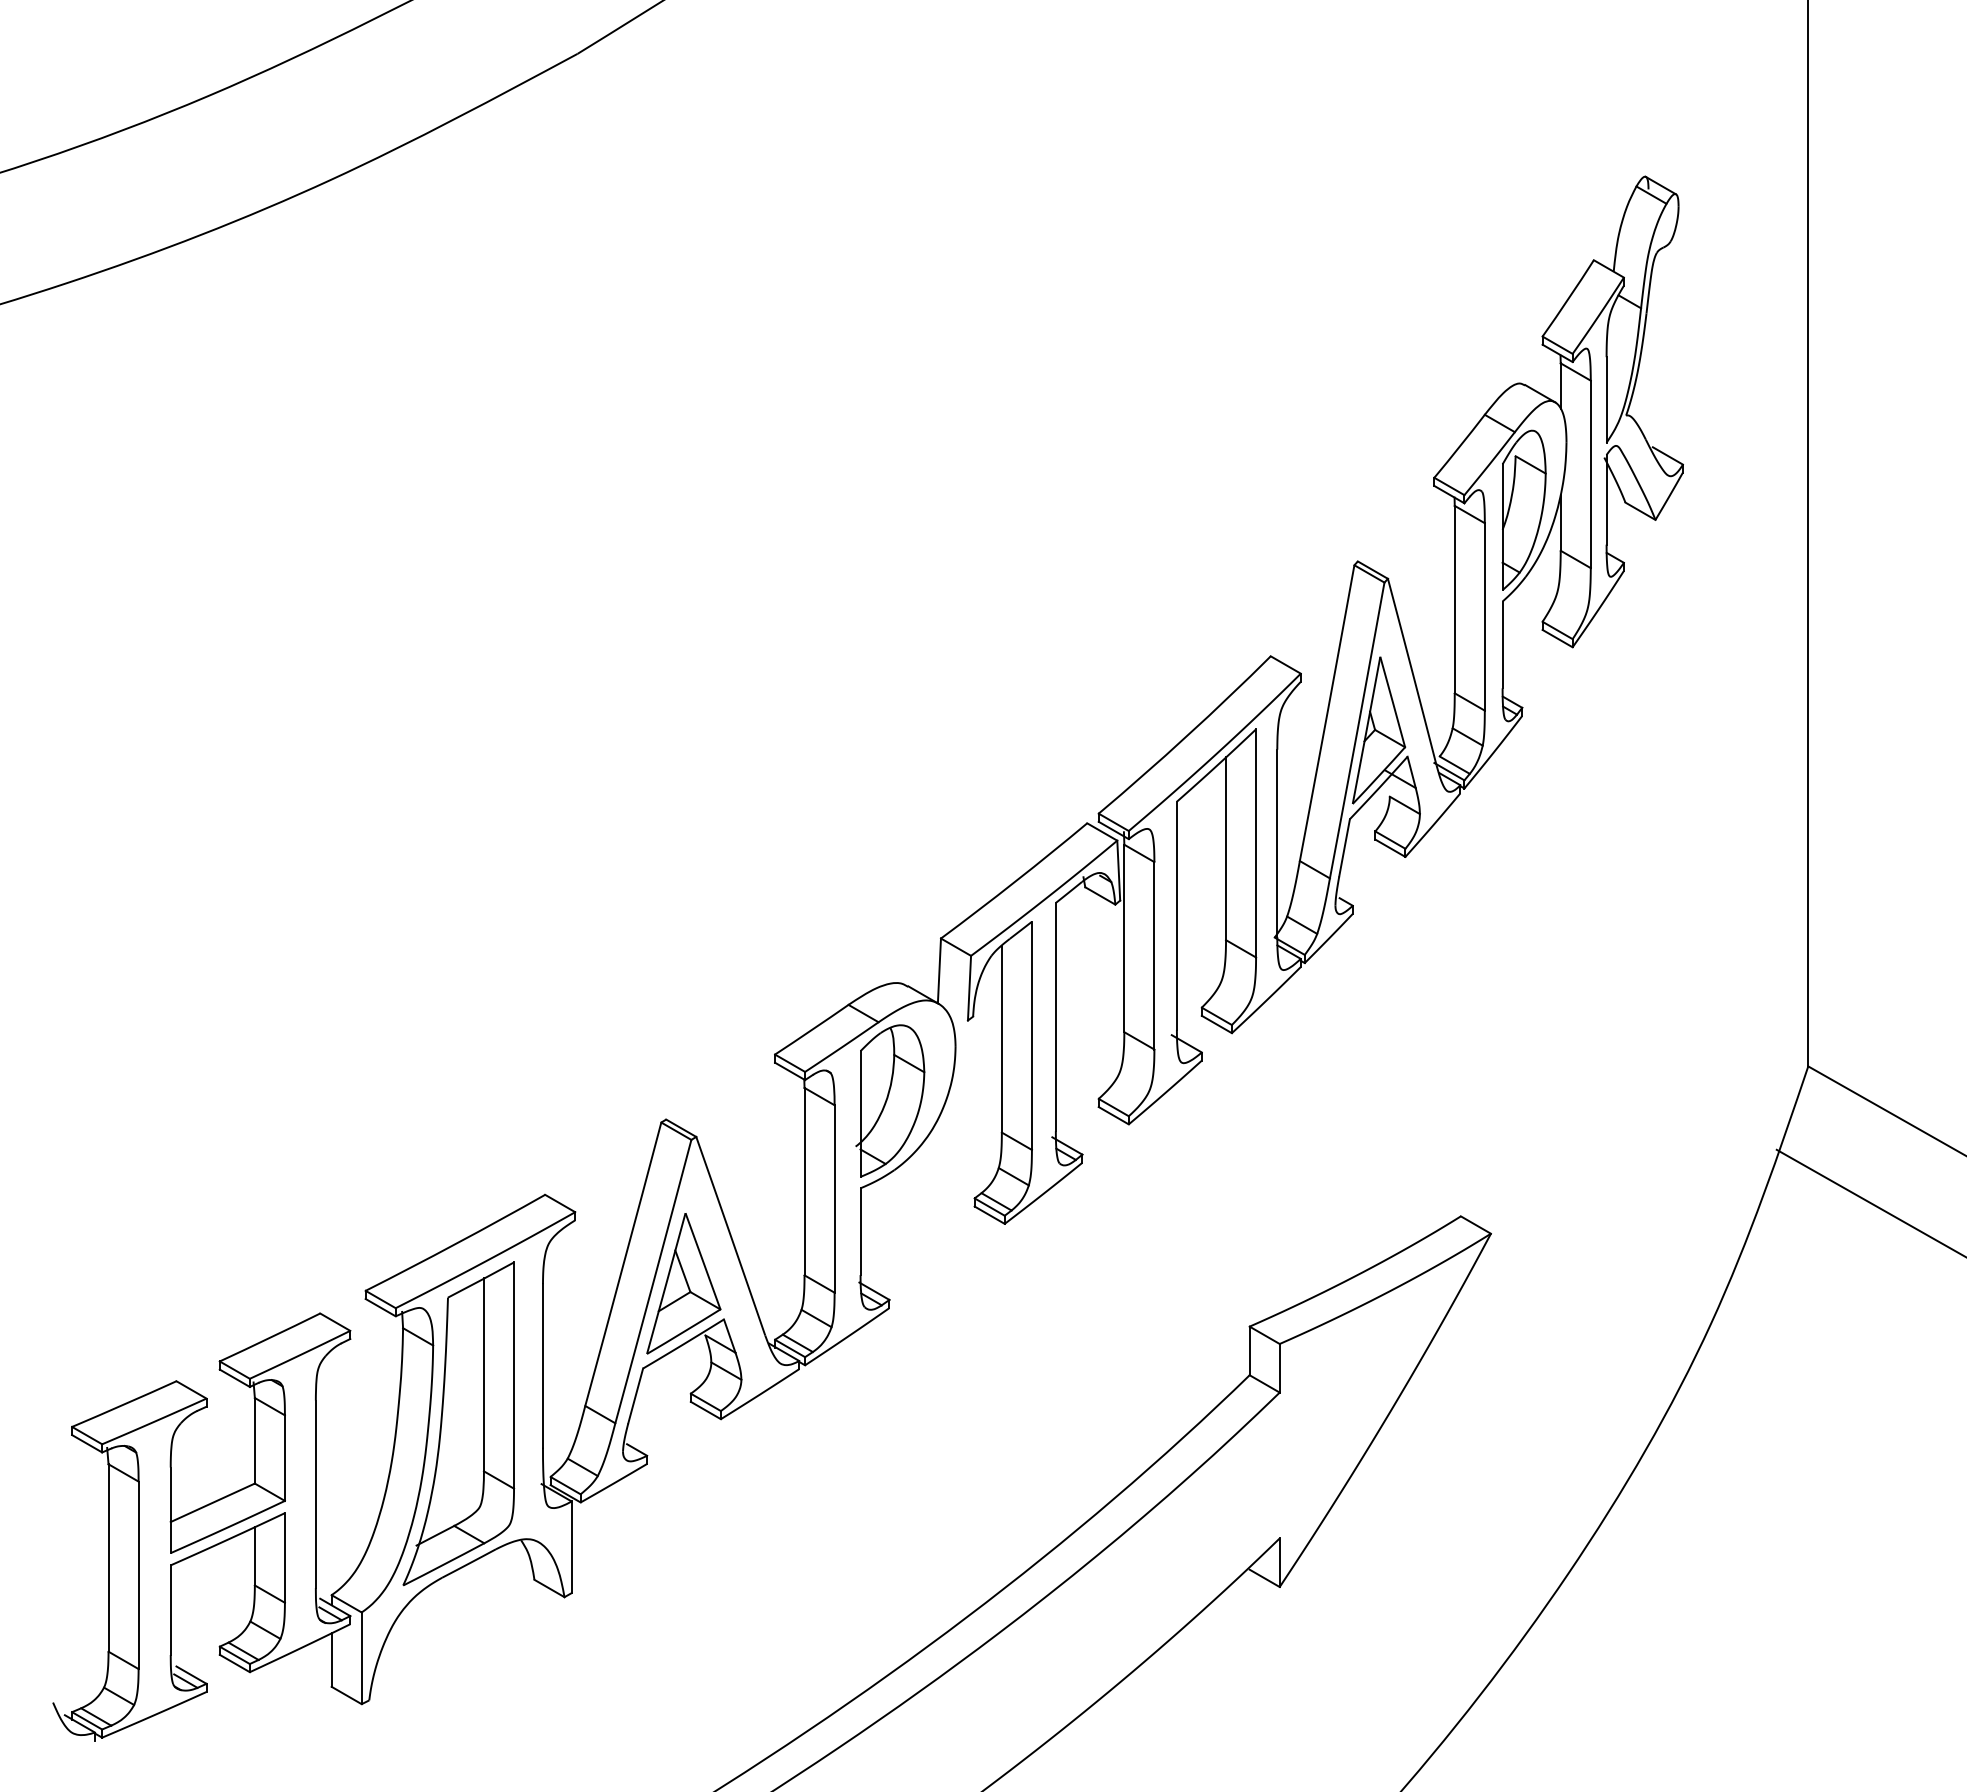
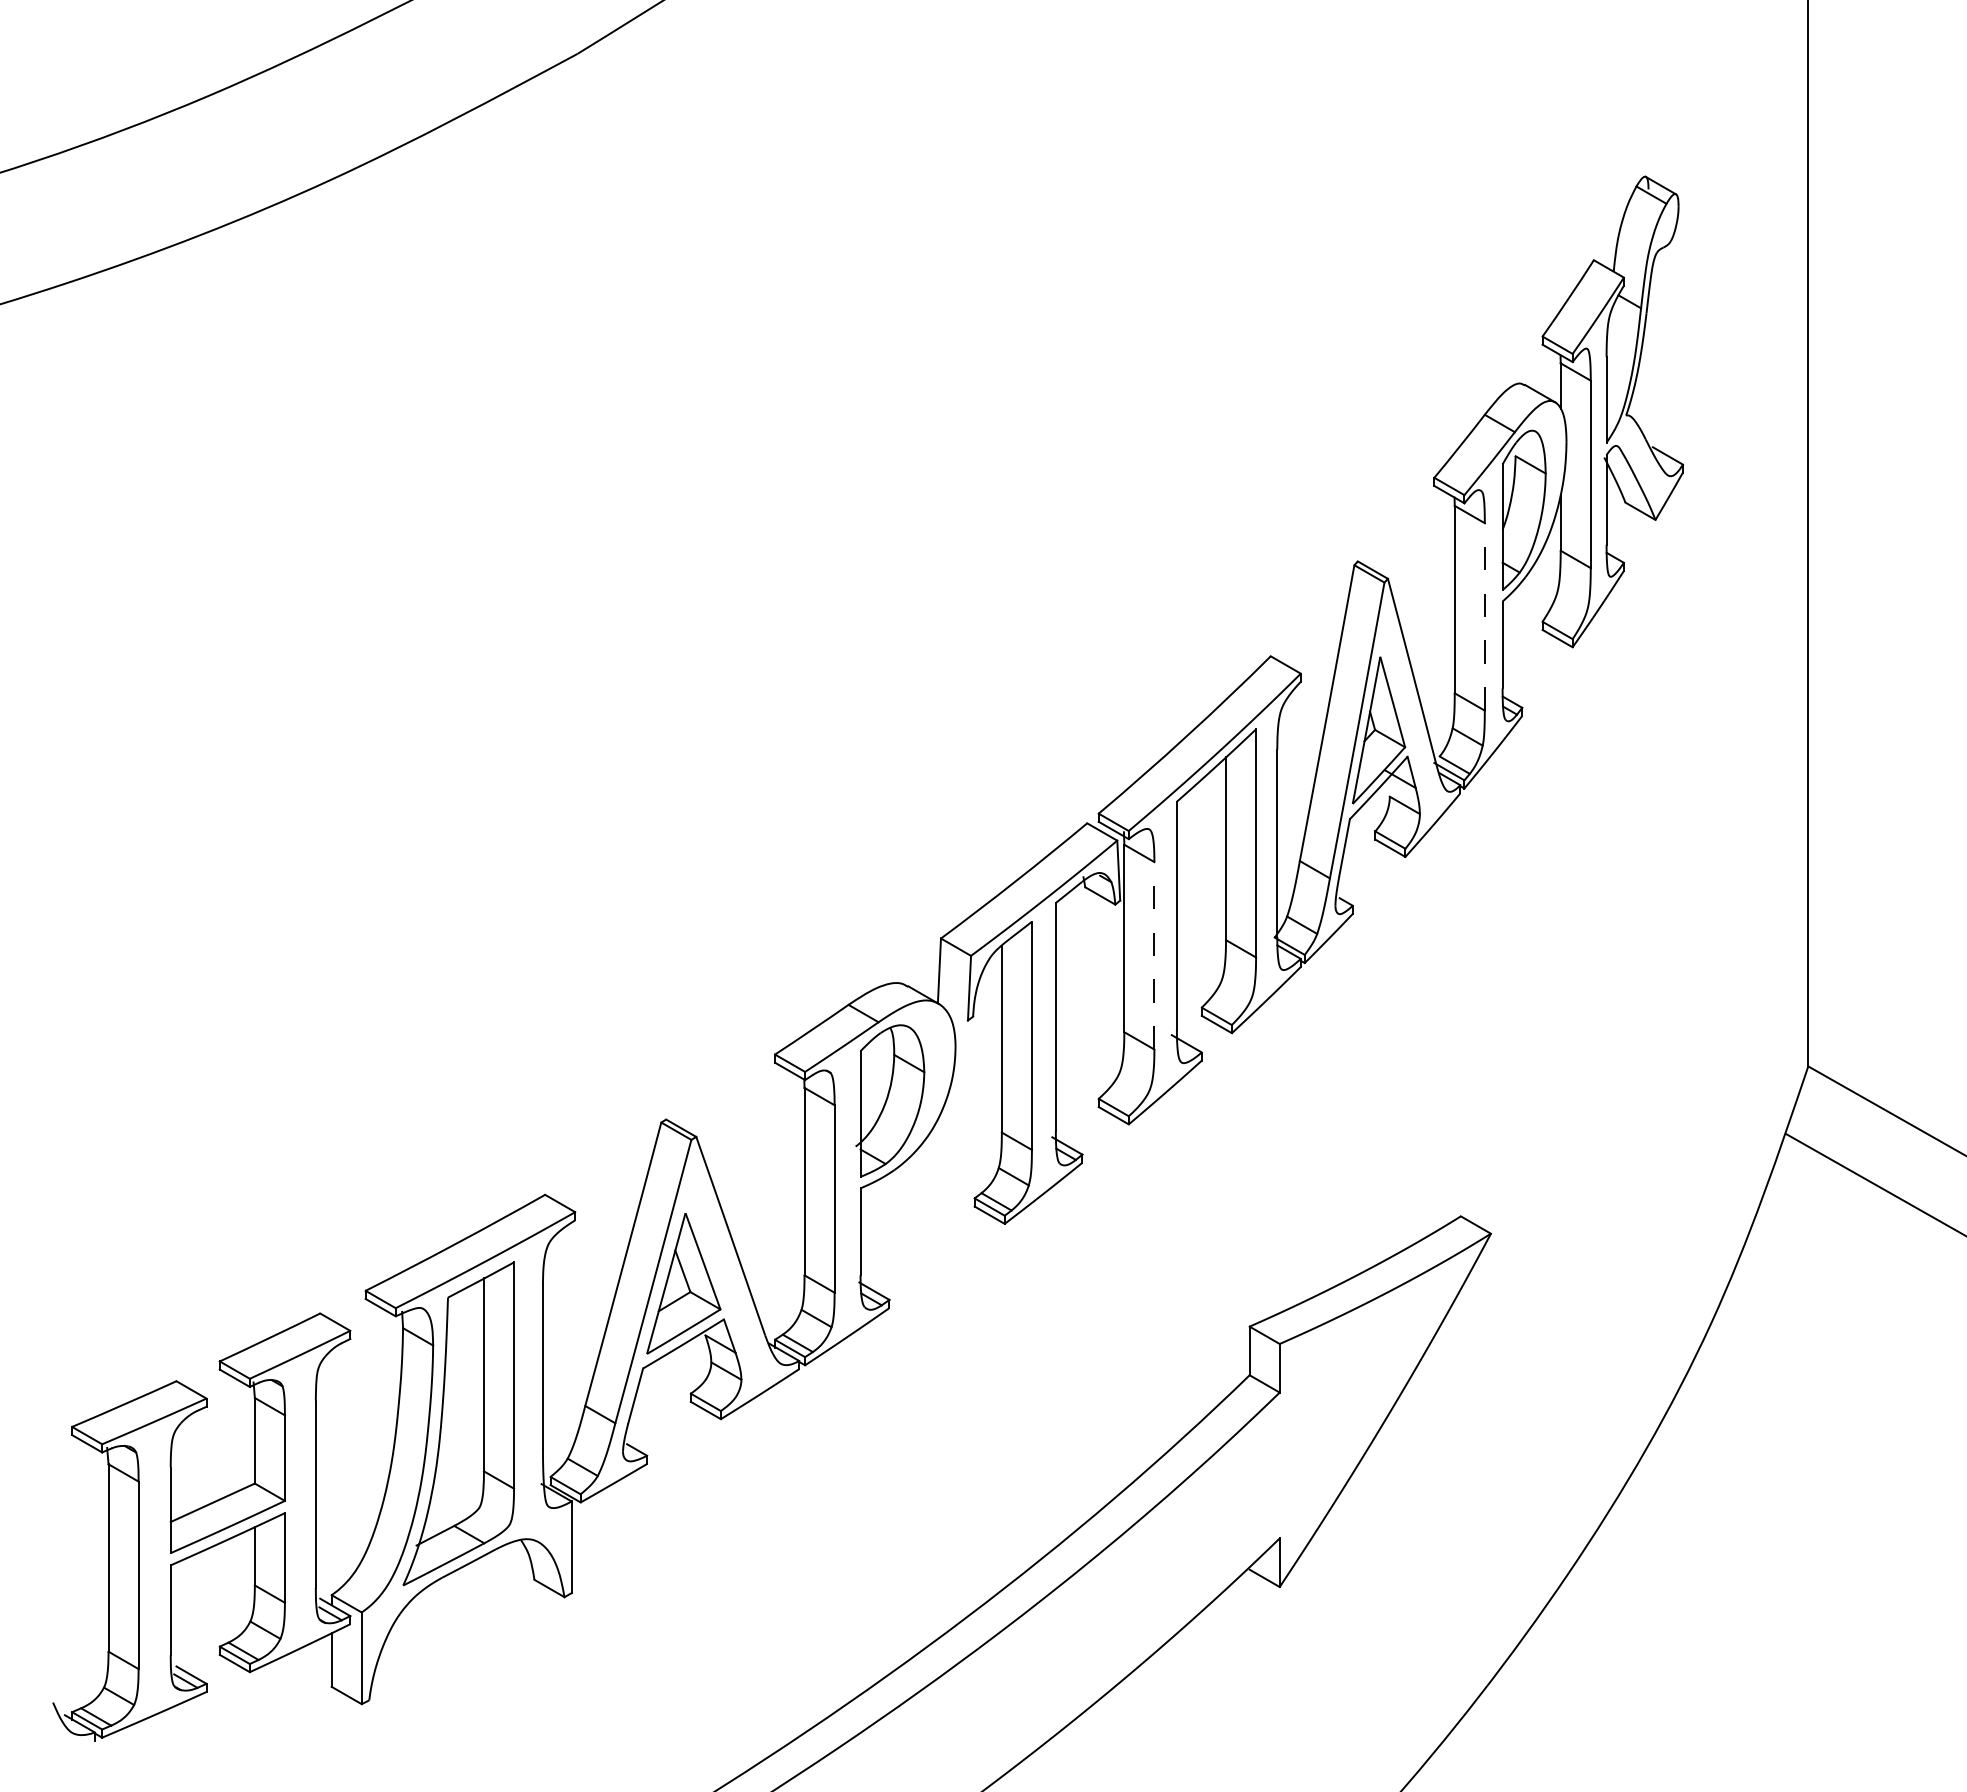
line: solid -> dashed (1484, 616)
line: solid -> dashed (1154, 955)
line position: (1869, 1202) -> (1874, 1183) (1874, 1183)
